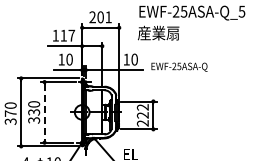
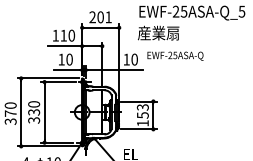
text: 117 -> 110 (71, 35)
text position: (179, 66) -> (175, 55) (175, 55)
line: dashed -> solid (44, 112)
text: 222 -> 153 (142, 115)
